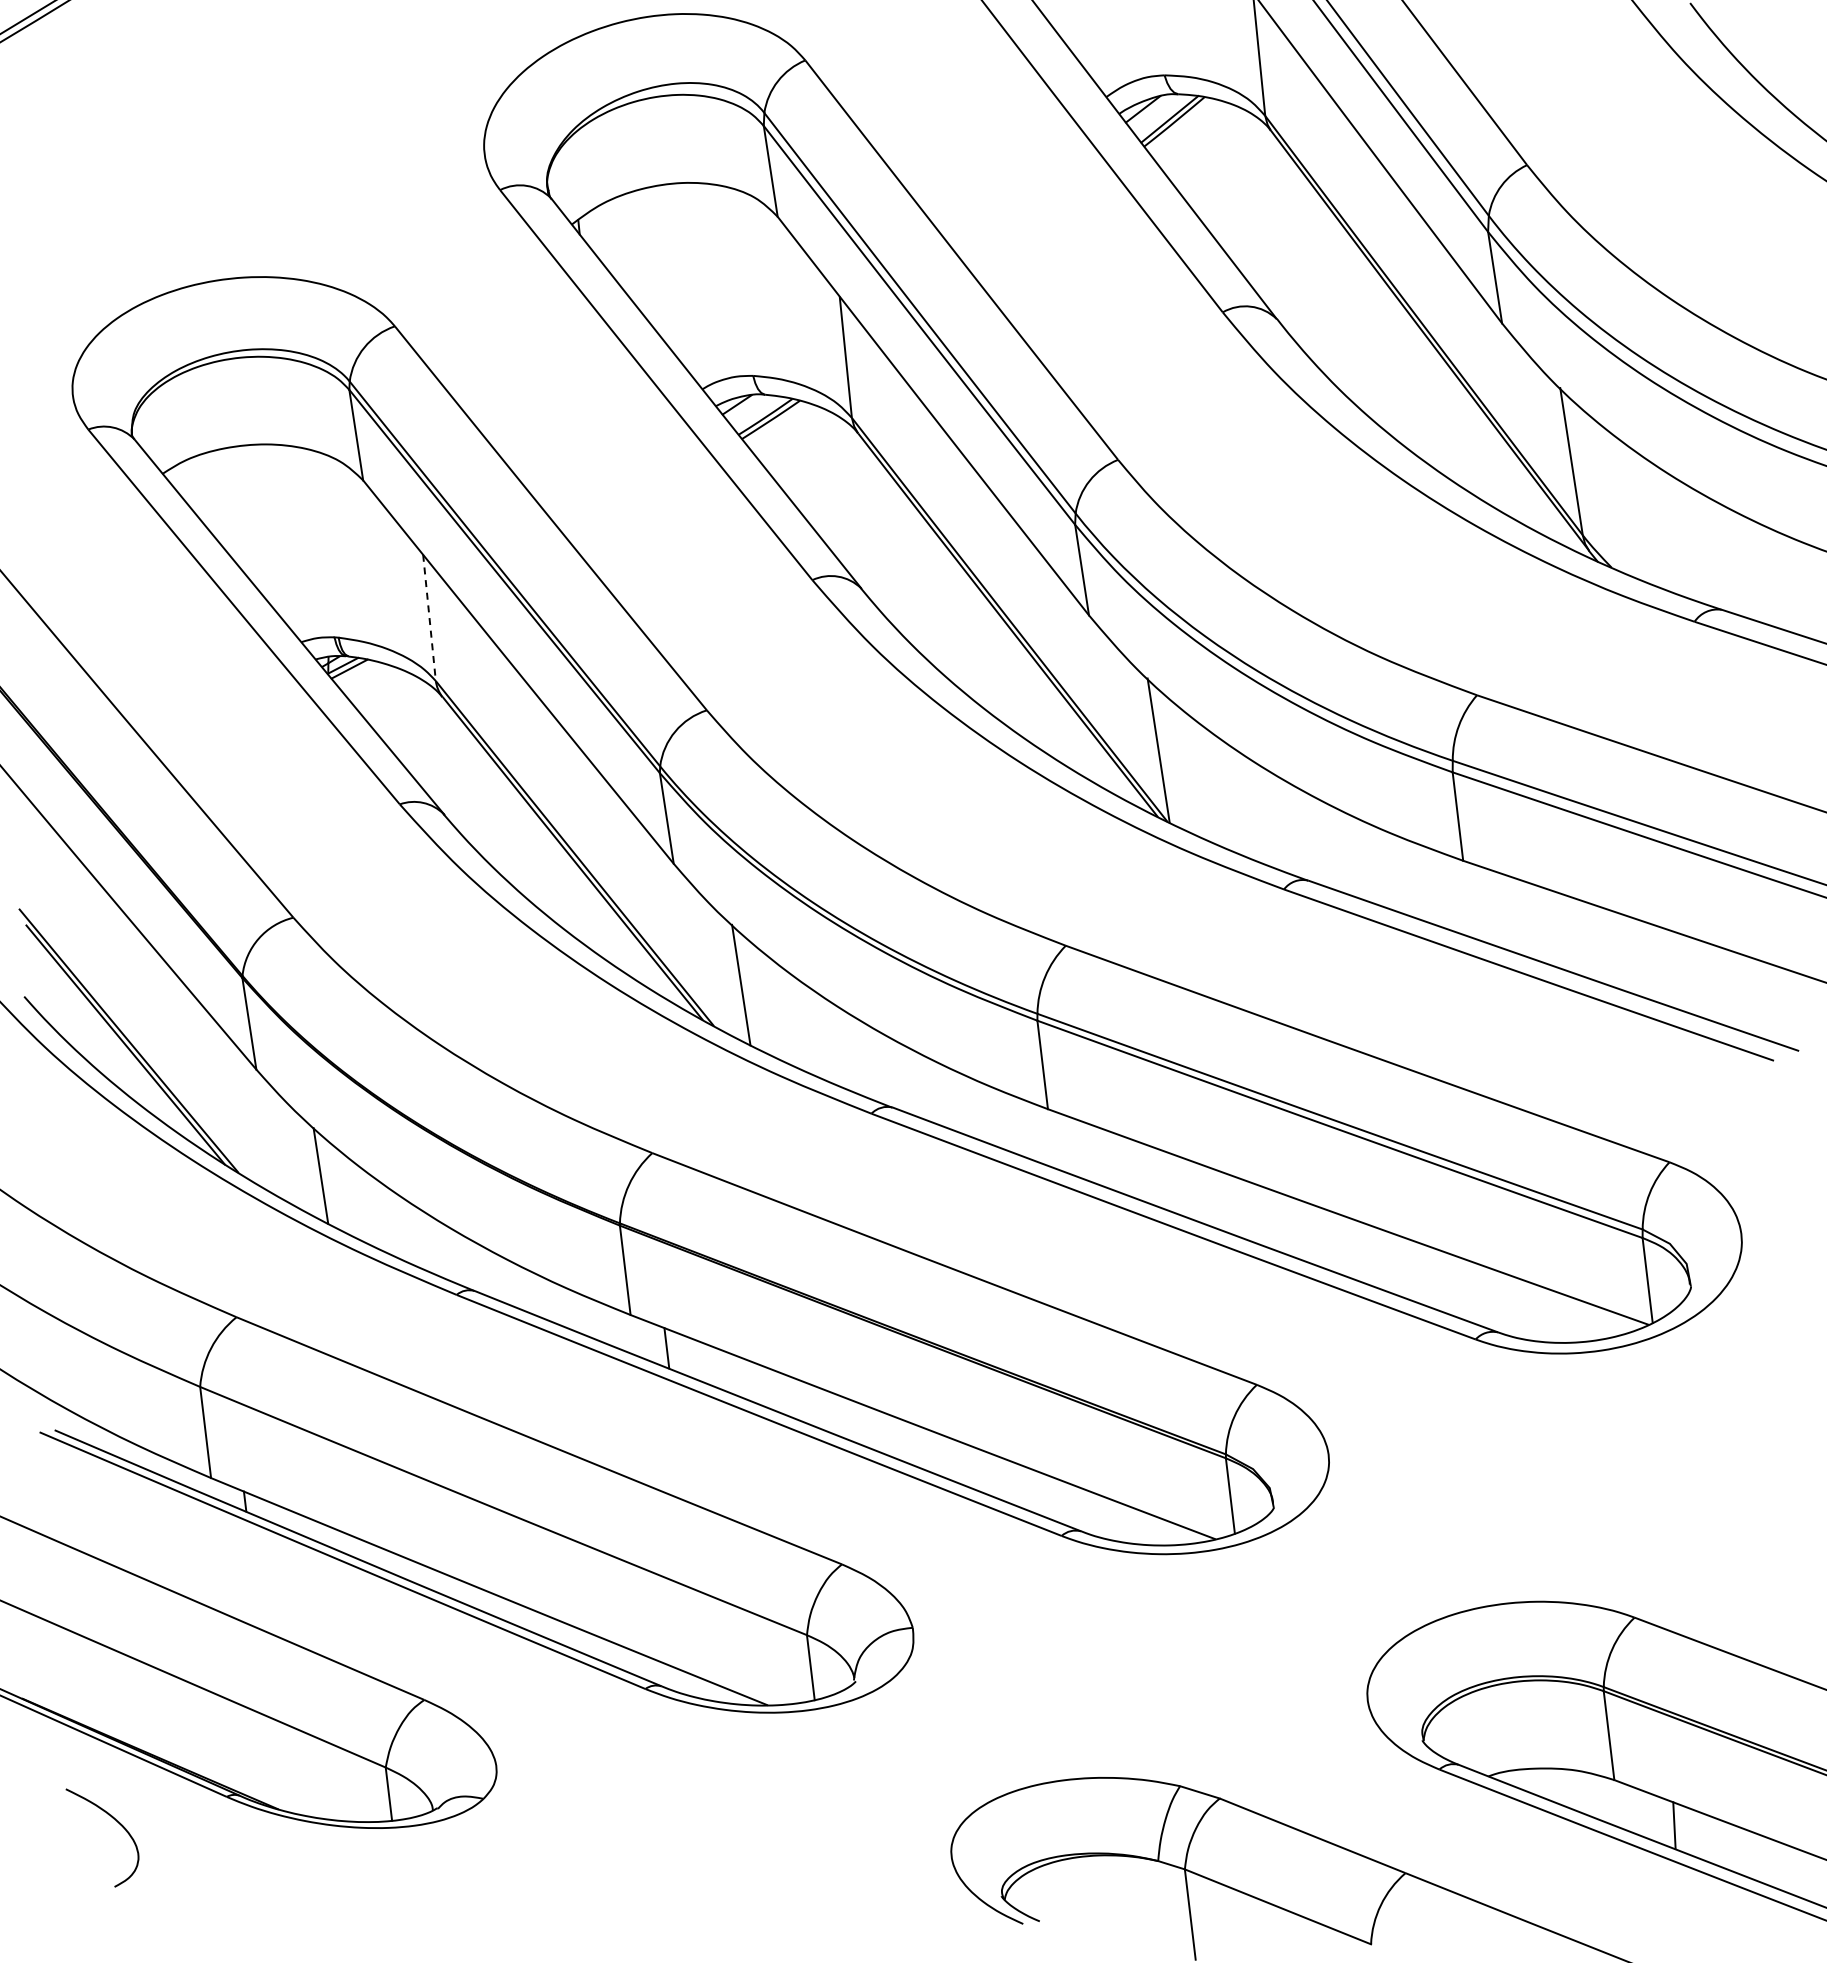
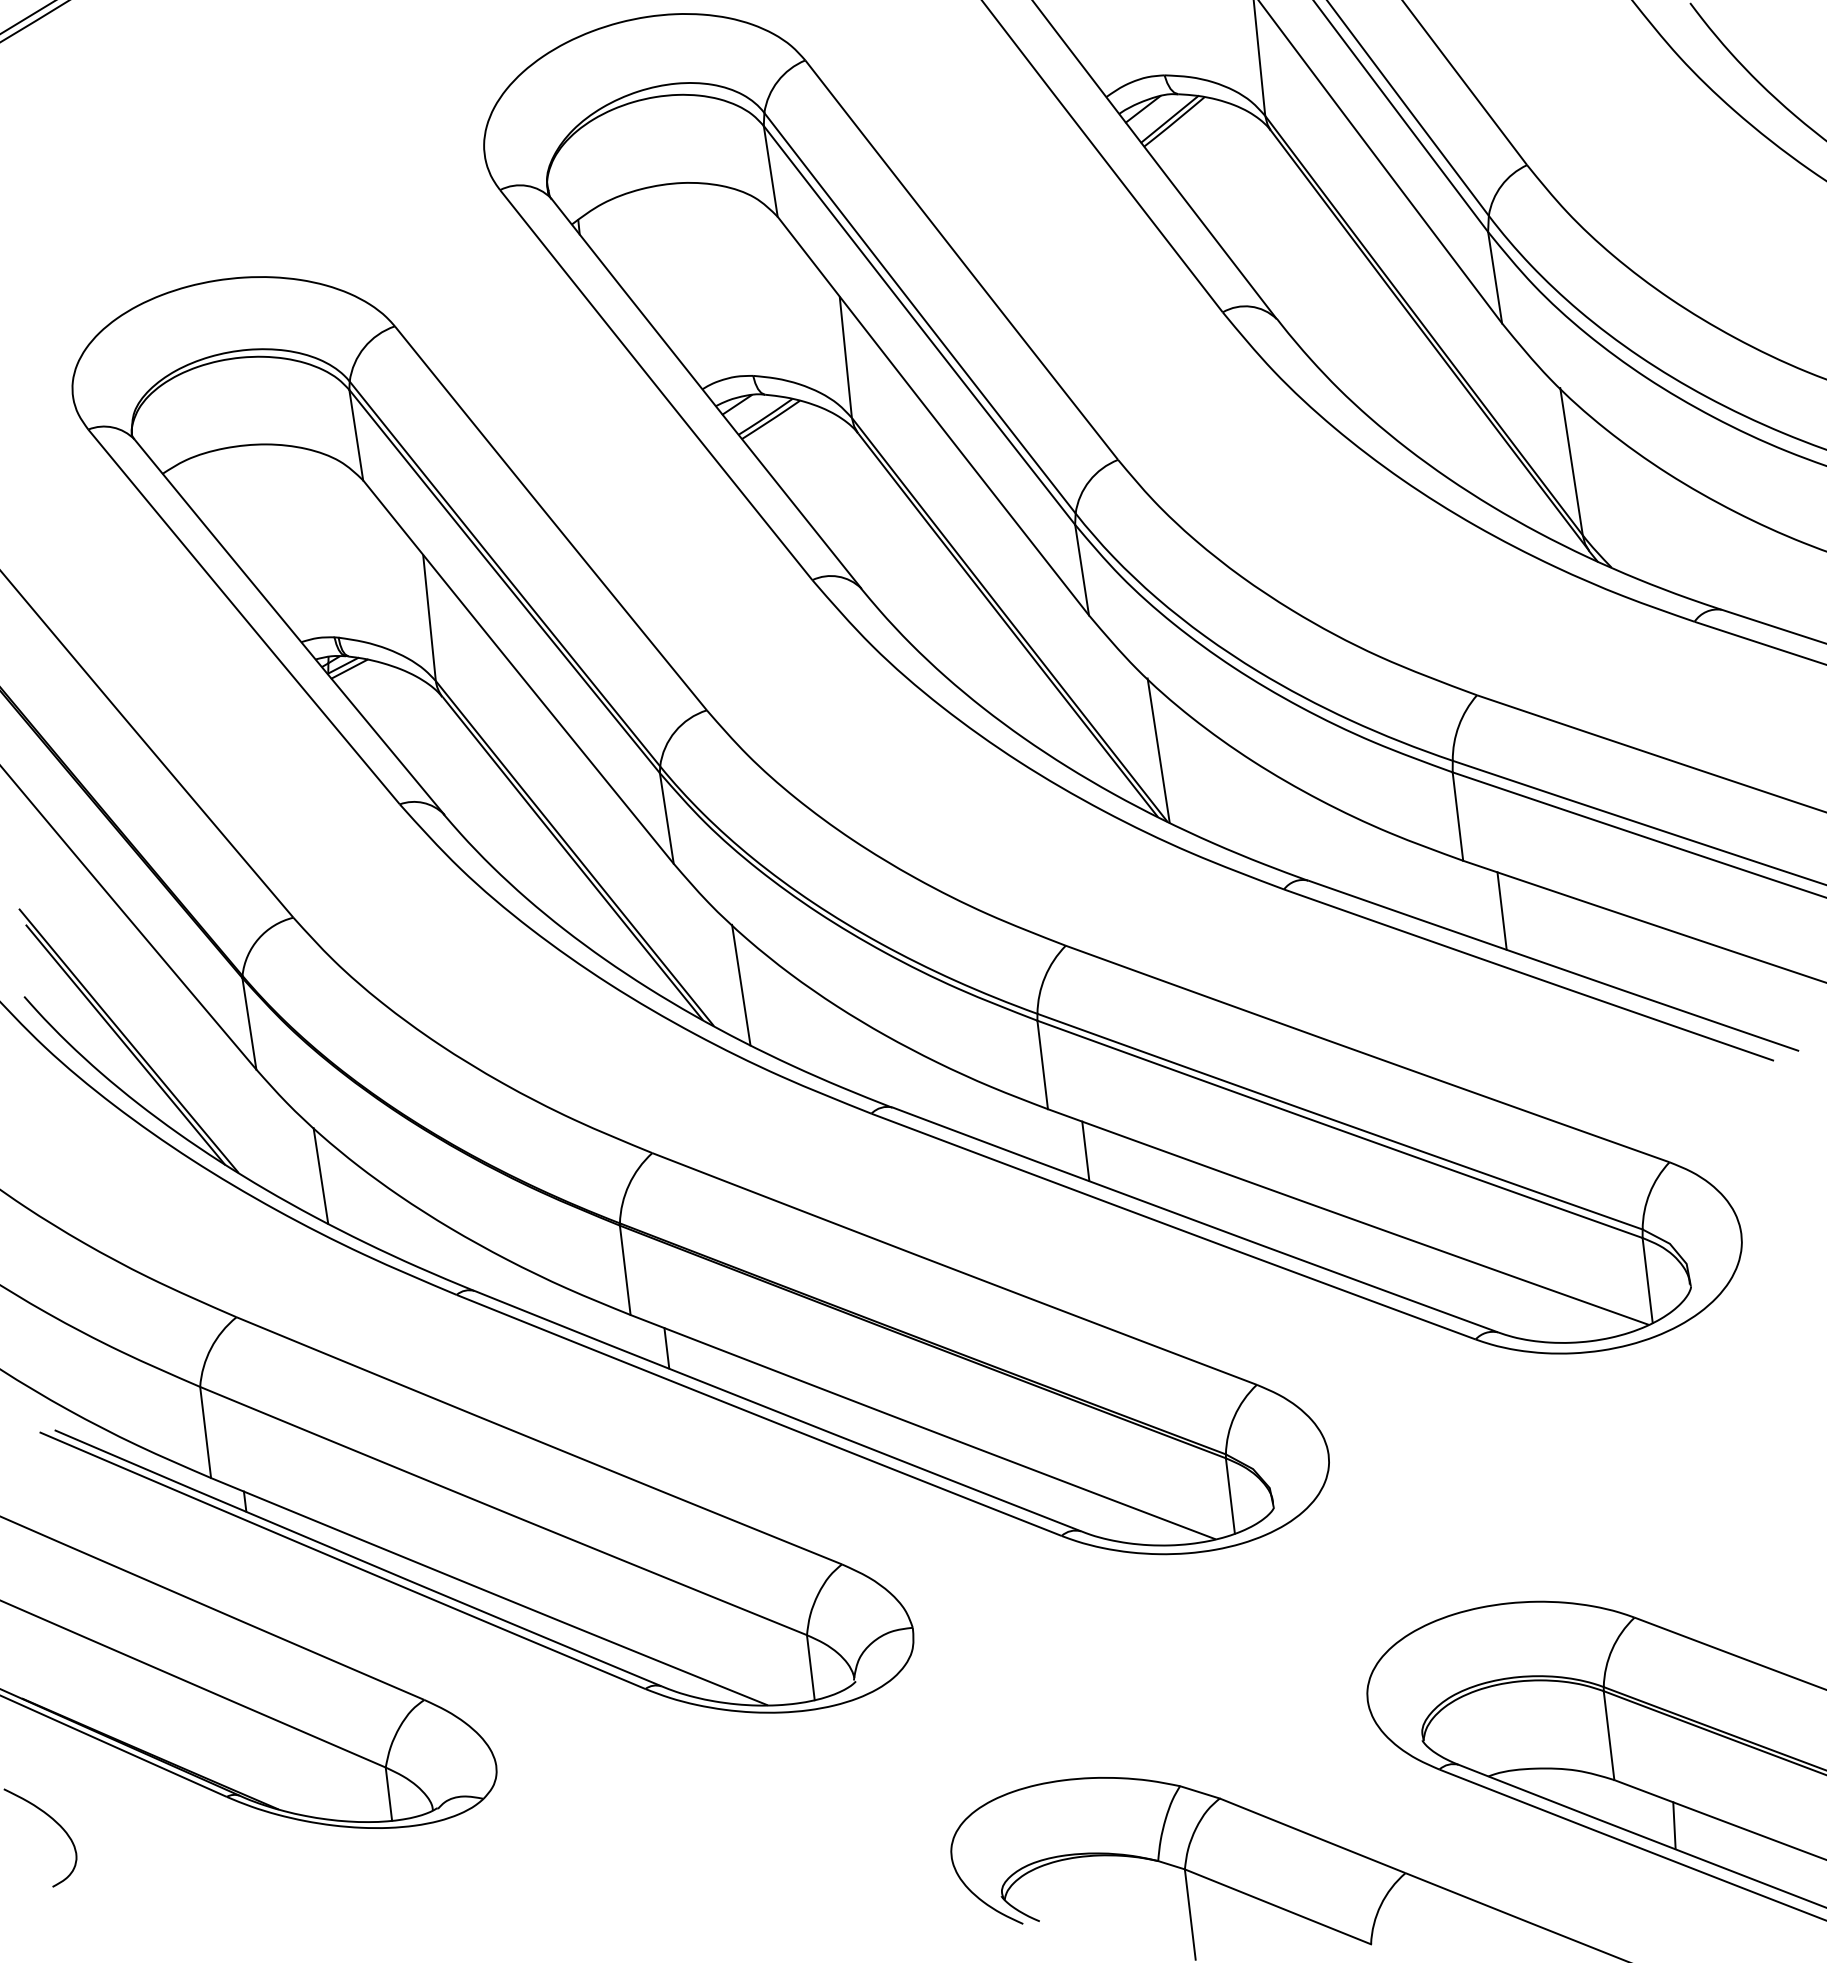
line: dashed -> solid (429, 618)
line: none -> present (1501, 910)
line: none -> present (1085, 1150)
curve position: (113, 1819) -> (51, 1819) (51, 1819)
